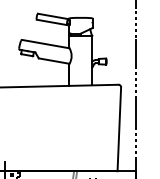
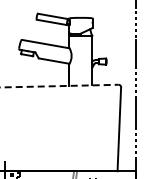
line: solid -> dashed (59, 86)
